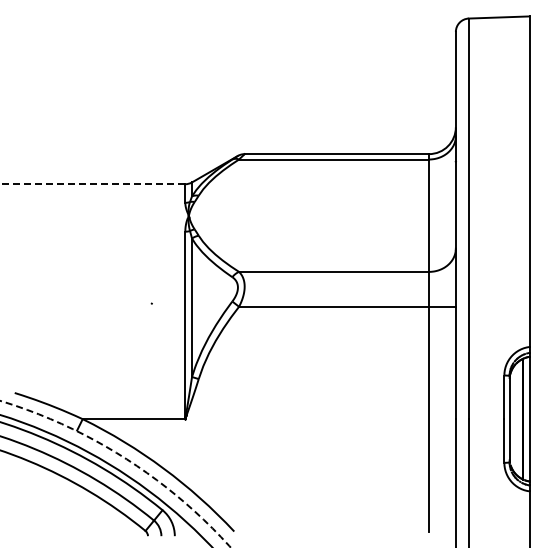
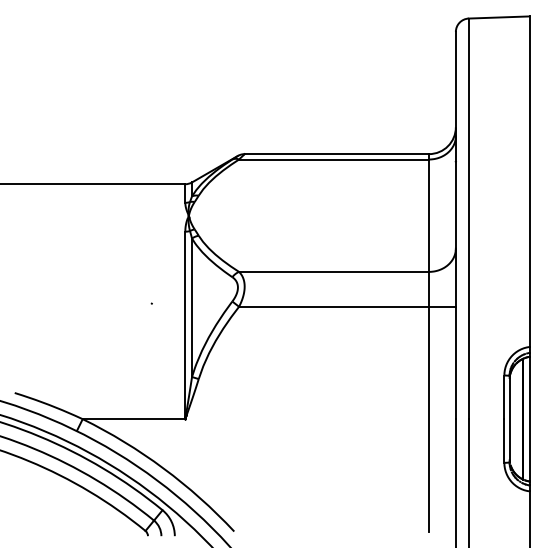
line: dashed -> solid (93, 184)
arc: dashed -> solid (126, 459)
